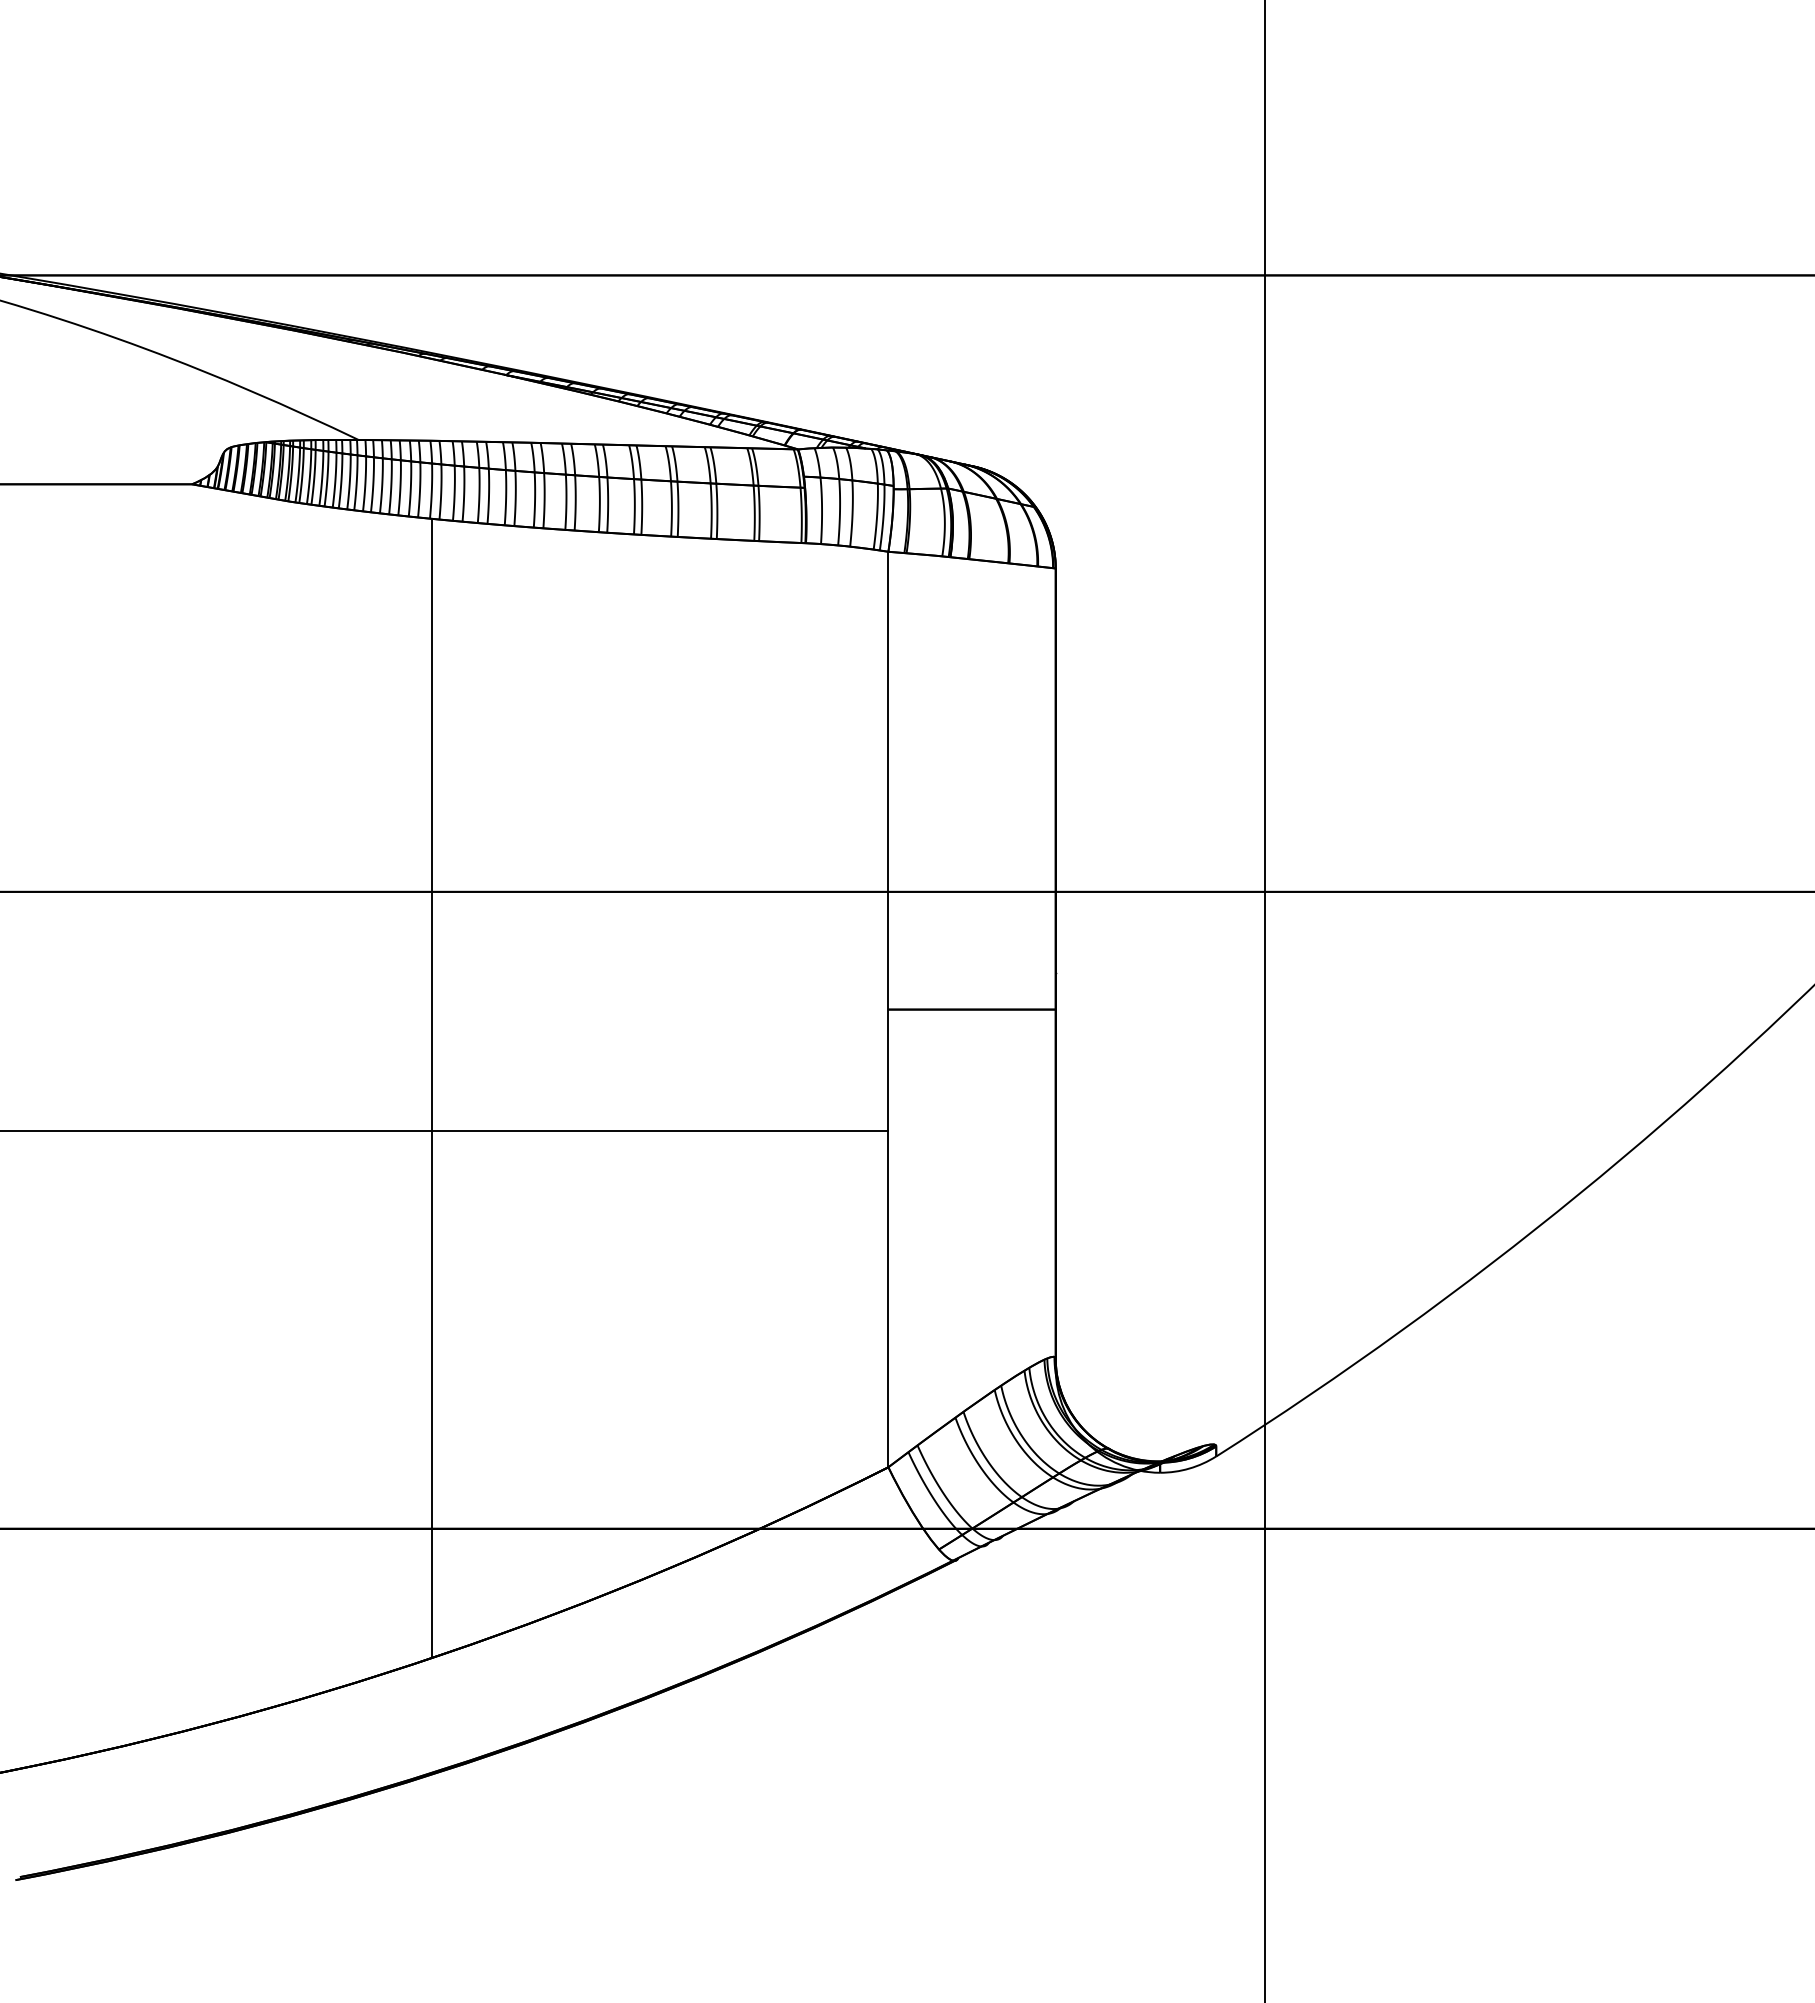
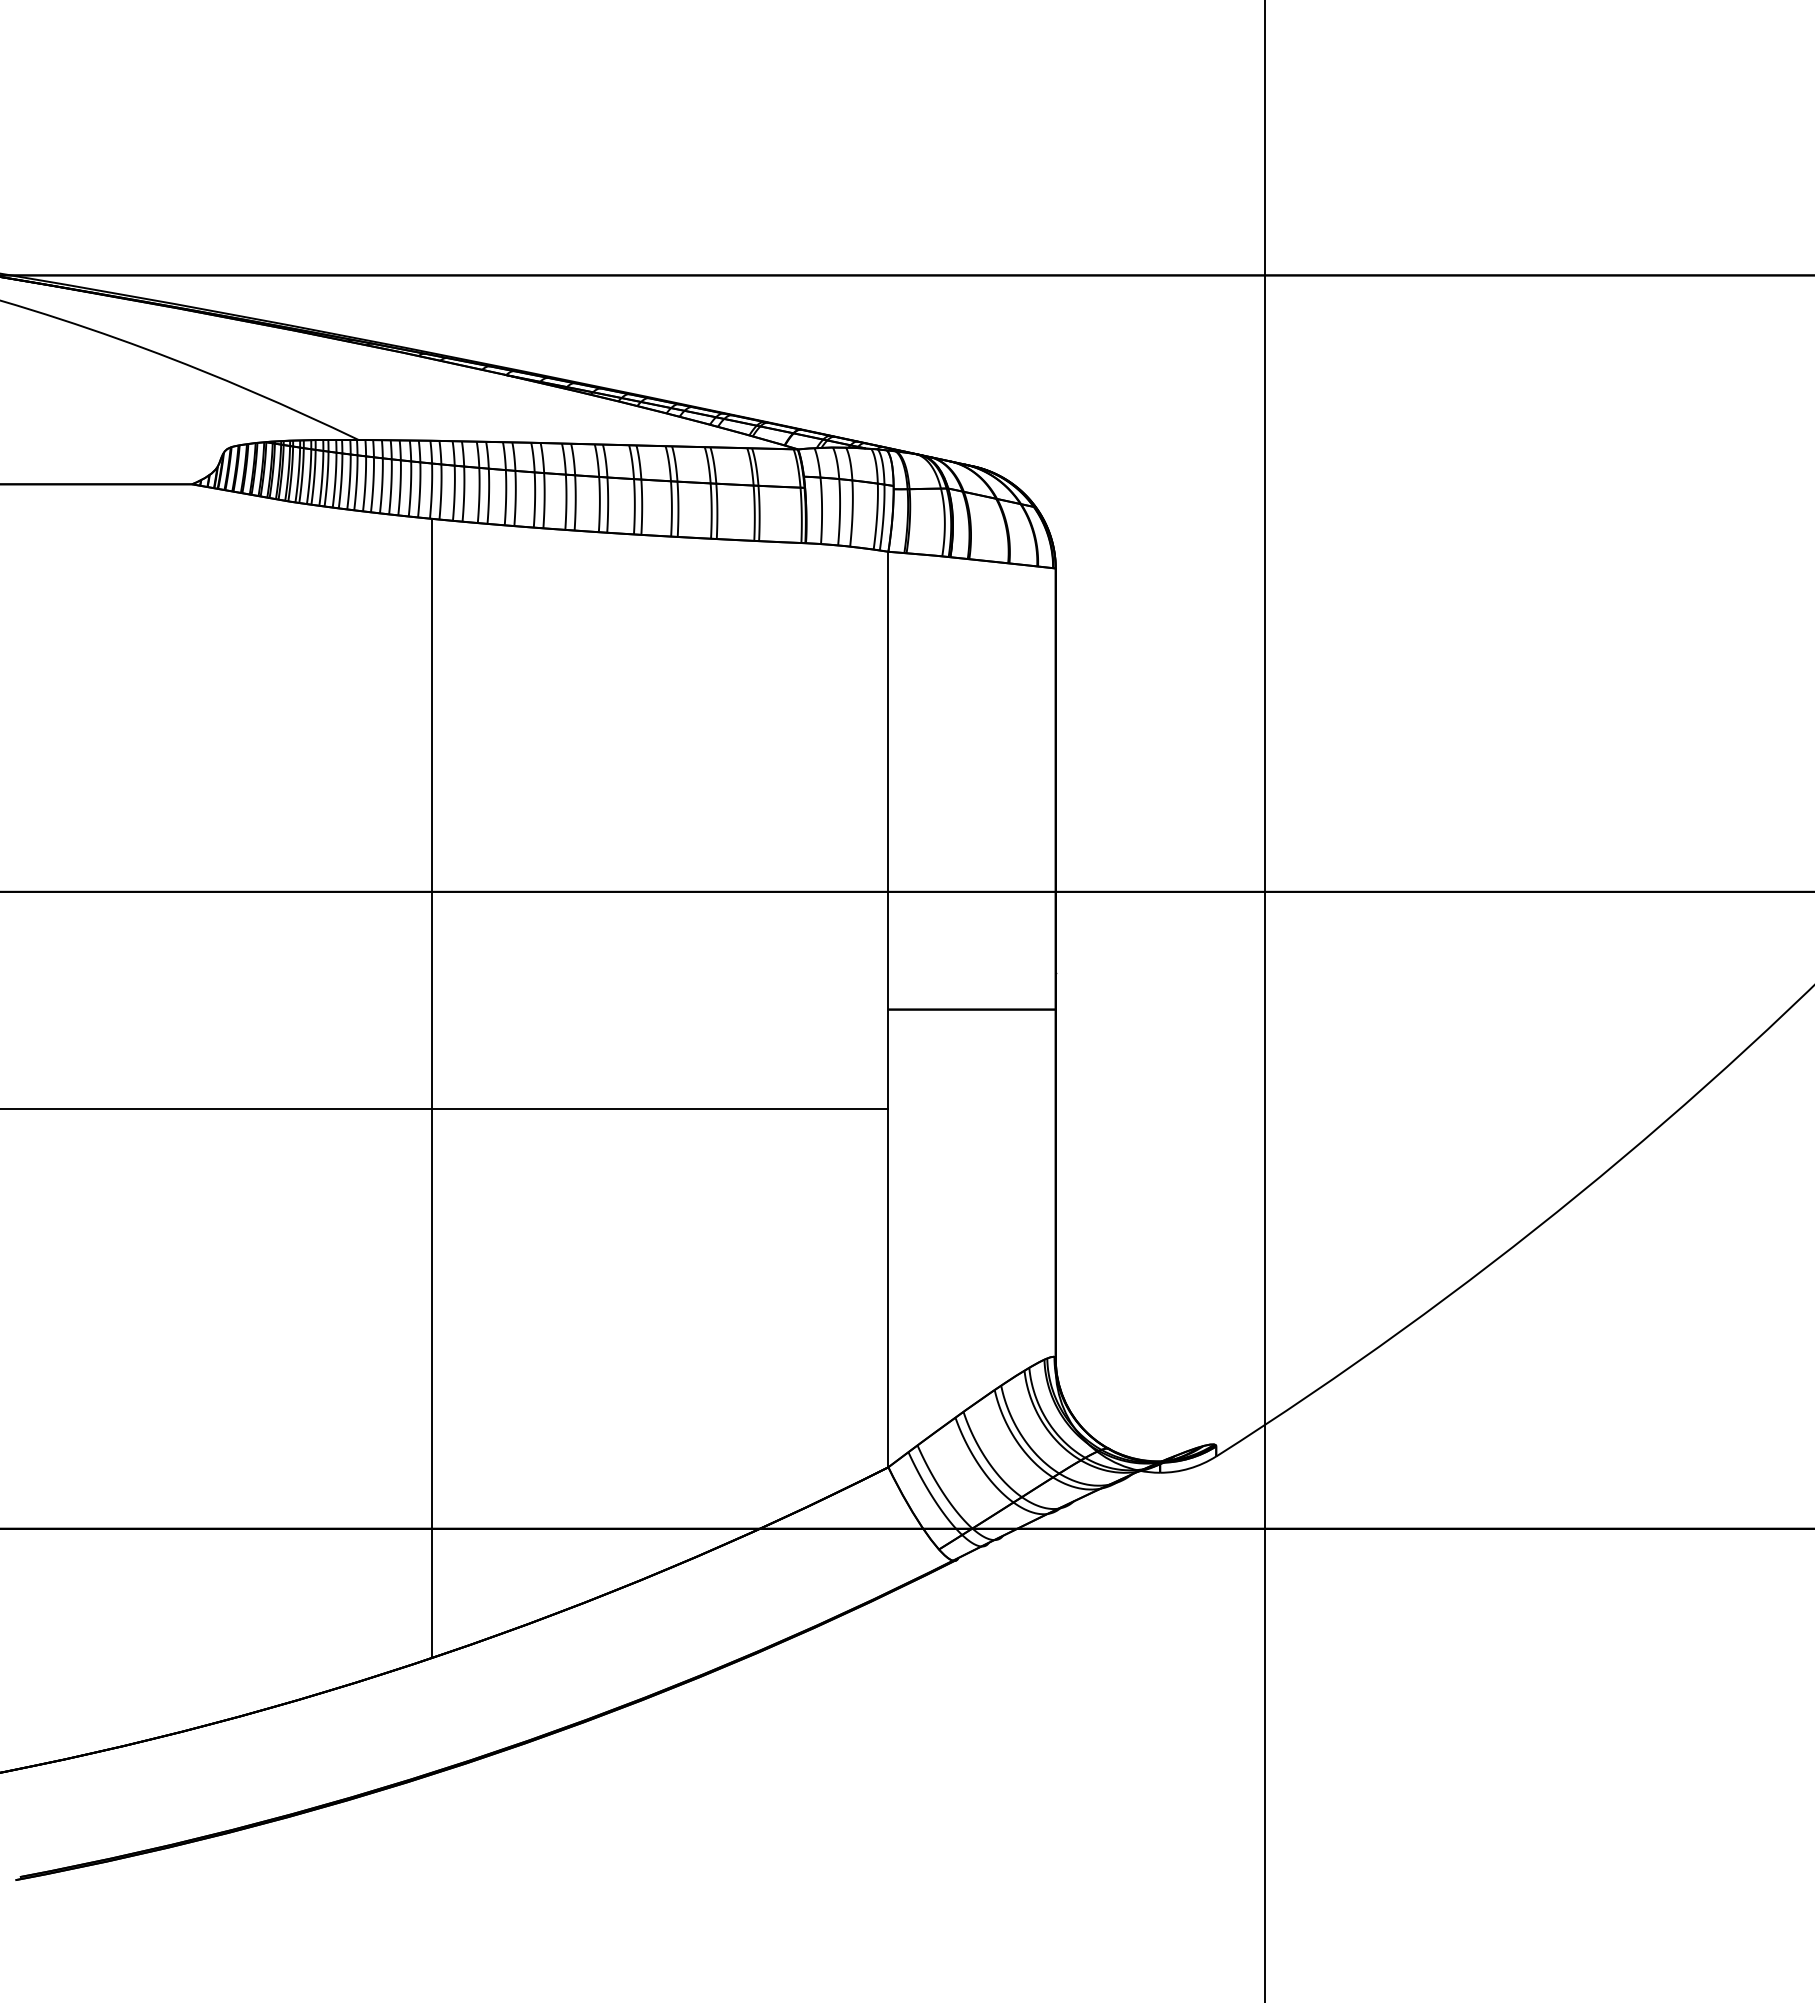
line position: (445, 1130) -> (445, 1108) (445, 1108)
